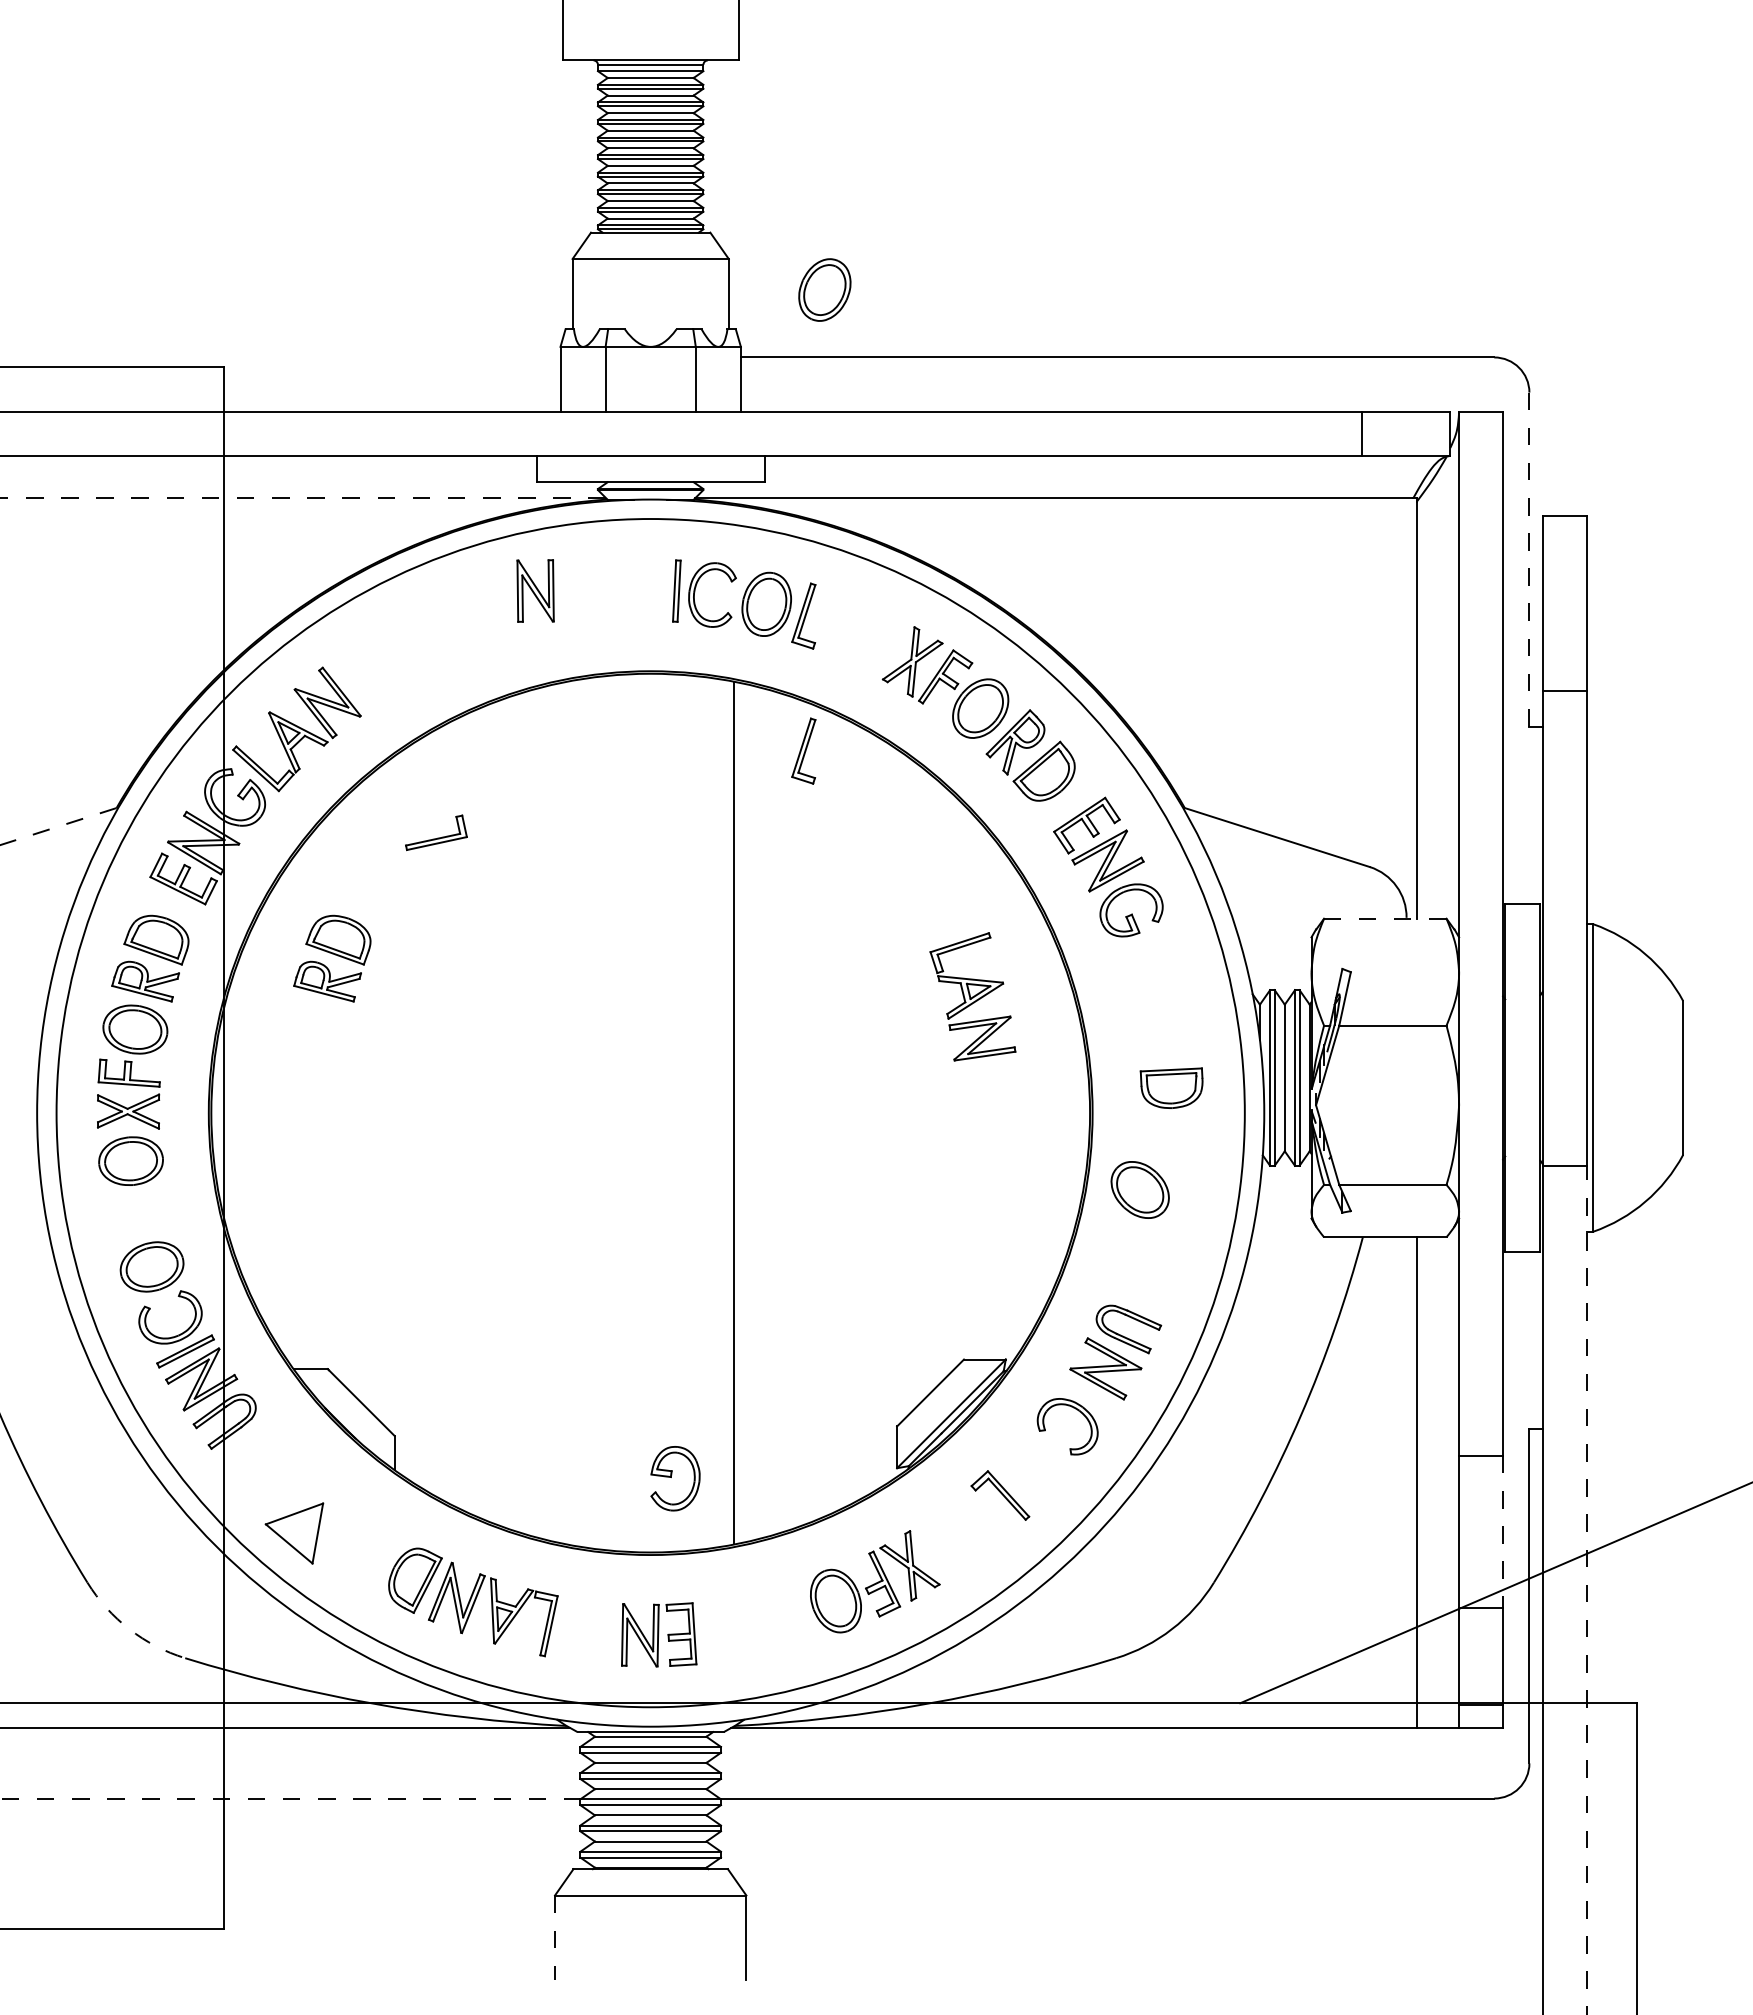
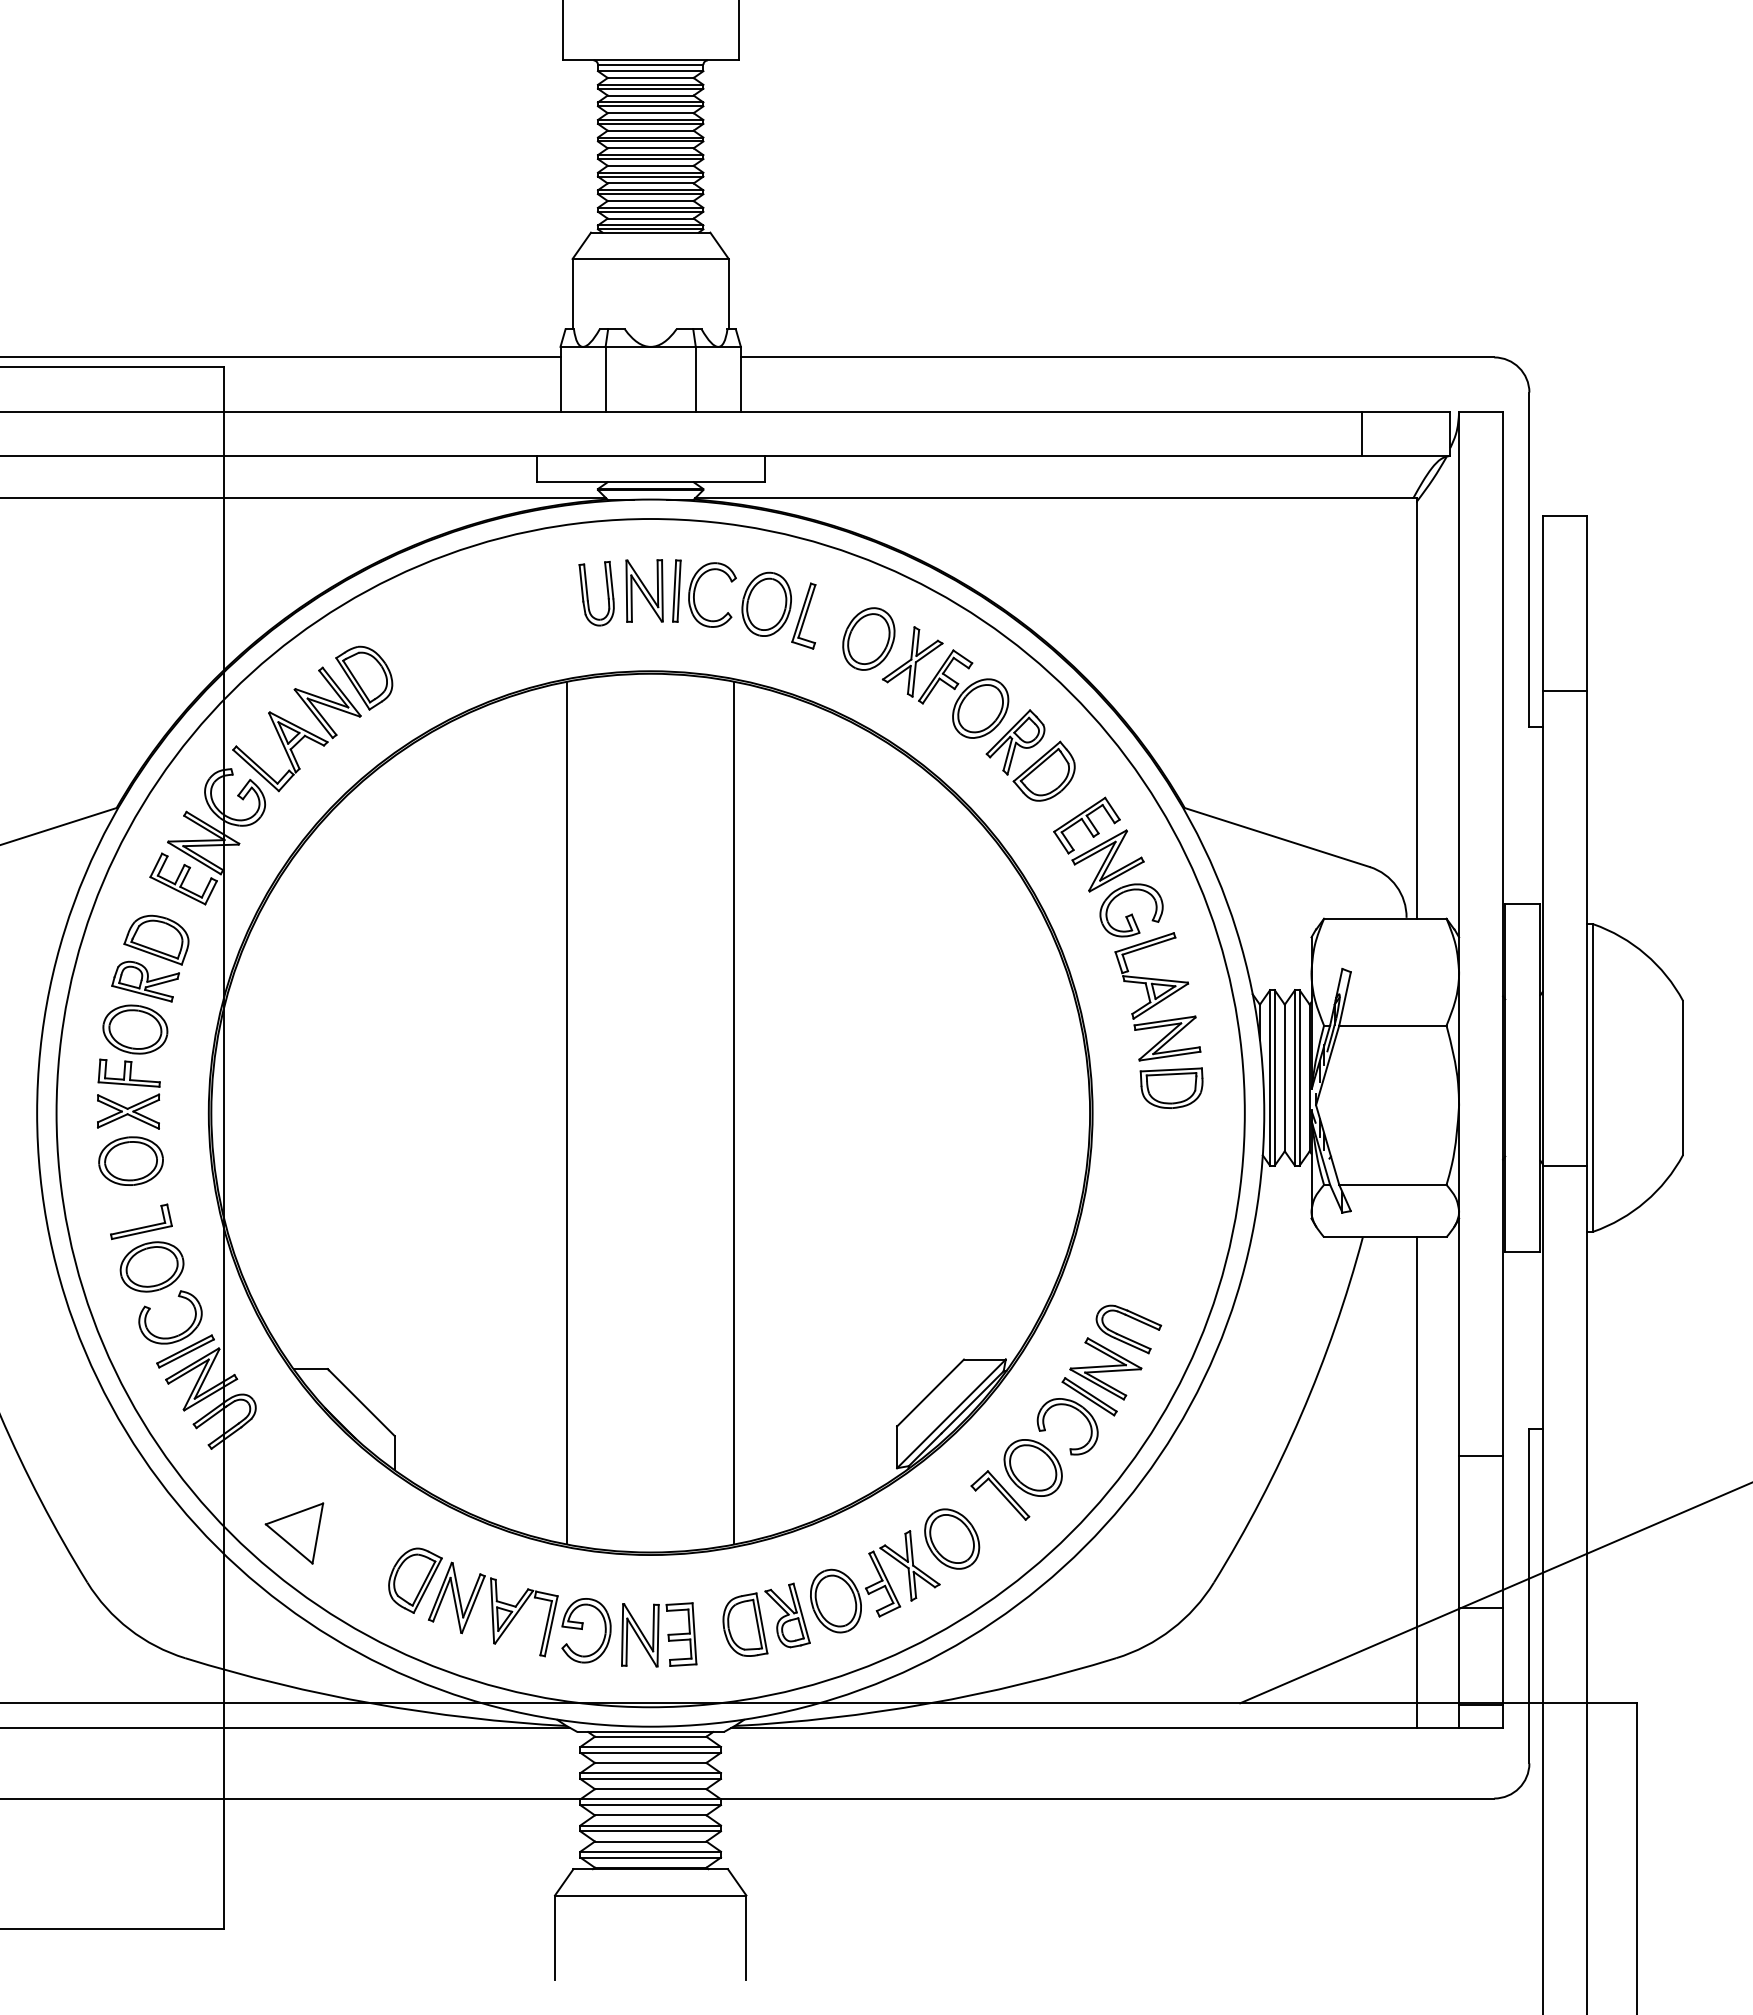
part position: (824, 289) -> (868, 638) (868, 638)
line: none -> present (281, 357)
line: dashed -> solid (302, 498)
line: dashed -> solid (1529, 559)
part position: (535, 590) -> (644, 590) (644, 590)
part: none -> present (588, 594)
part: none -> present (364, 677)
part: present -> none (803, 750)
line: dashed -> solid (58, 826)
part position: (436, 832) -> (141, 1221) (141, 1221)
line: dashed -> solid (1384, 918)
part: present -> none (332, 958)
part position: (972, 996) -> (1157, 996) (1157, 996)
line: none -> present (567, 1112)
part position: (1139, 1189) -> (1032, 1467) (1032, 1467)
part: none -> present (1089, 1396)
part position: (675, 1478) -> (586, 1630) (586, 1630)
line: dashed -> solid (1503, 1532)
part: none -> present (952, 1538)
line: dashed -> solid (1586, 1589)
part: none -> present (766, 1619)
arc: dashed -> solid (129, 1629)
line: dashed -> solid (290, 1798)
line: dashed -> solid (555, 1938)
